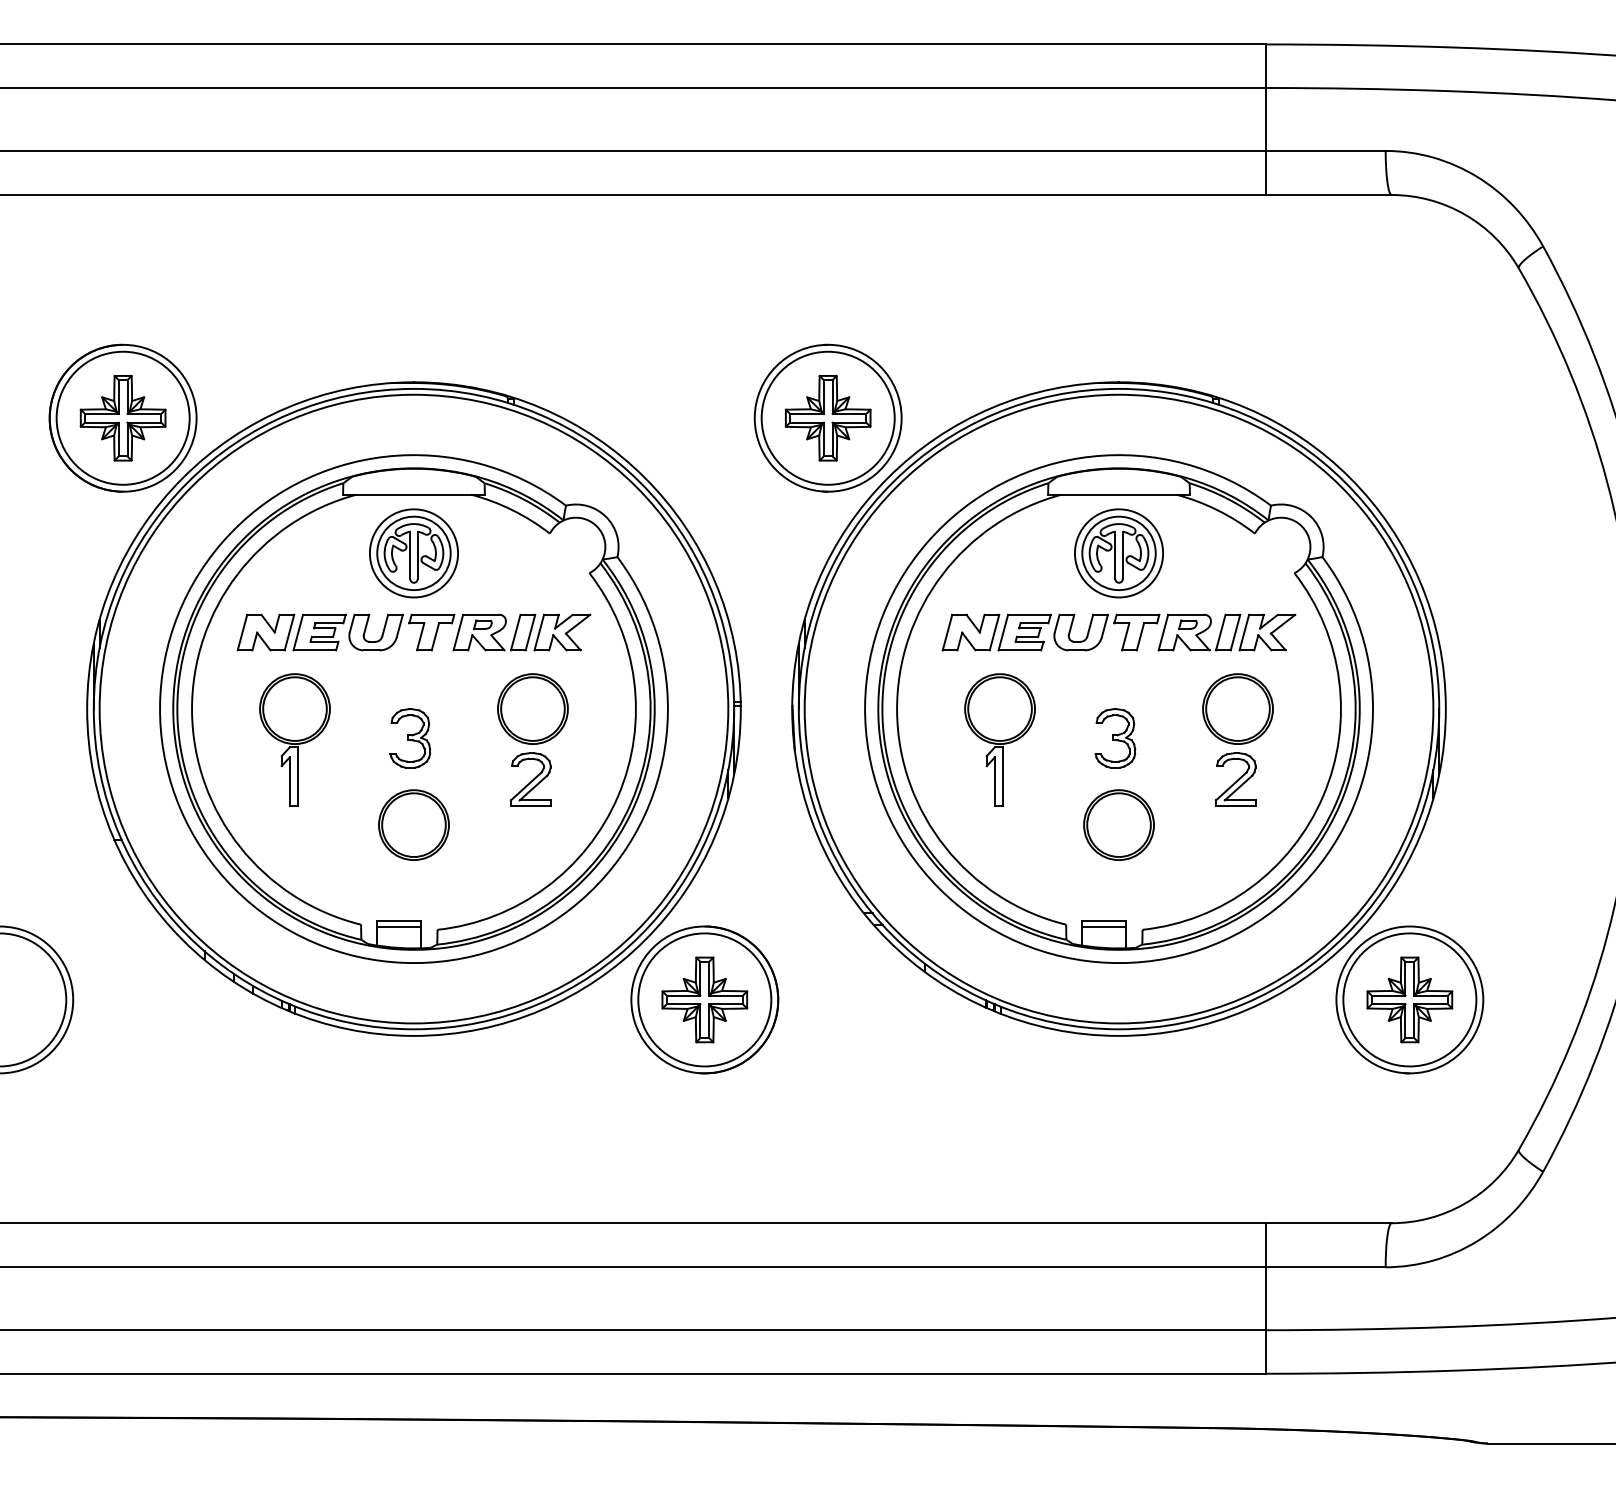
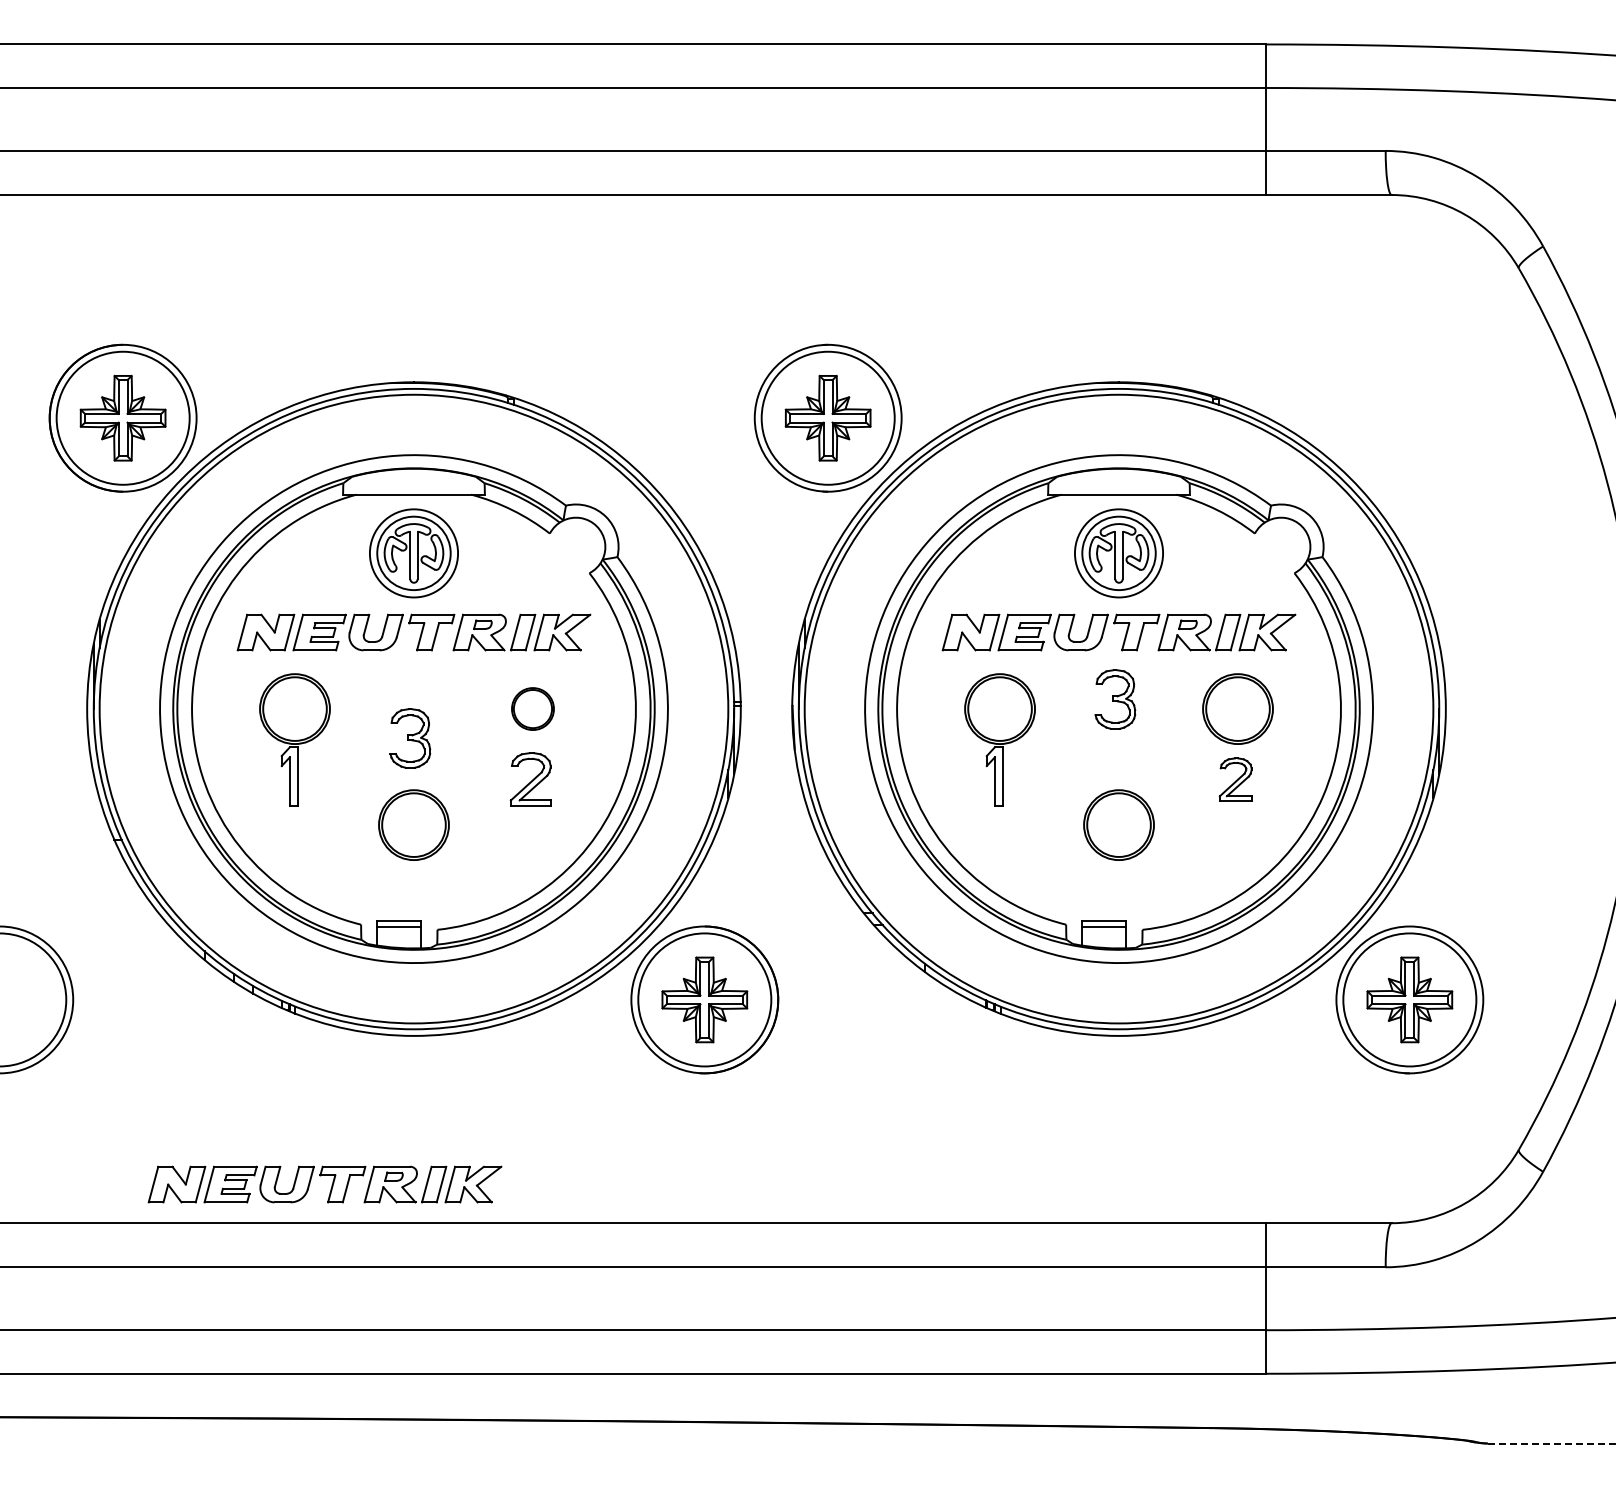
part size: 72x72 px -> 44x44 px (532, 708)
part position: (1115, 738) -> (1115, 699) (1115, 699)
part size: 43x55 px -> 35x45 px (1235, 779)
part: none -> present (331, 1185)
line: solid -> dashed (1551, 1443)
